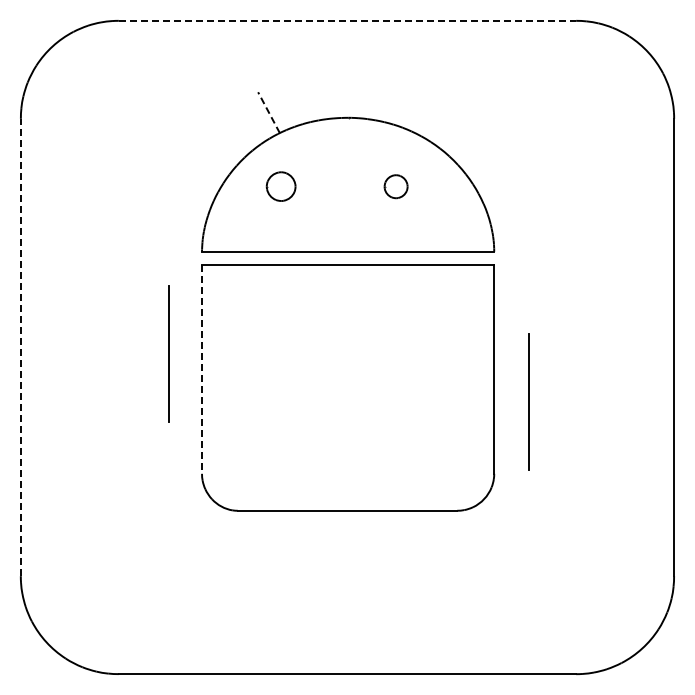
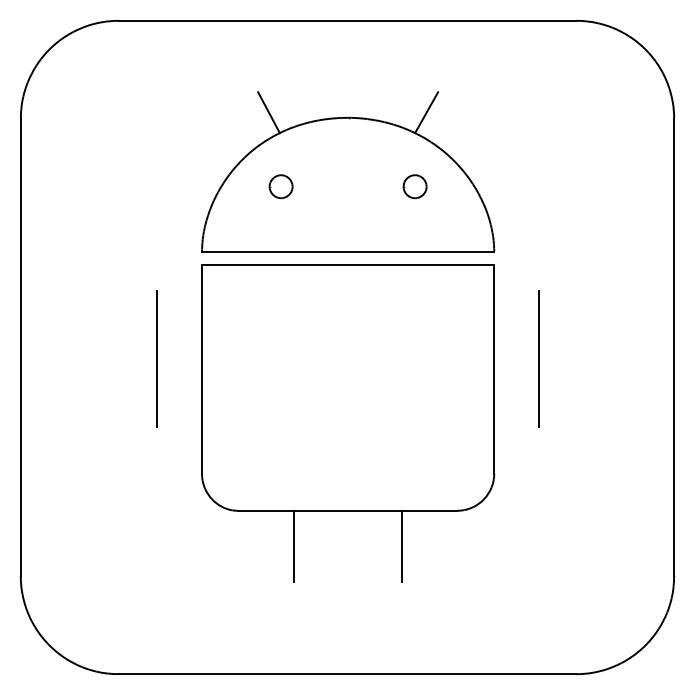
line: dashed -> solid (347, 20)
line: dashed -> solid (268, 112)
line: none -> present (426, 112)
part size: 32x31 px -> 26x26 px (280, 186)
part position: (395, 186) -> (414, 186) (414, 186)
line: dashed -> solid (20, 347)
line position: (168, 353) -> (156, 358) (156, 358)
line: dashed -> solid (202, 369)
line position: (528, 401) -> (538, 358) (538, 358)
line: none -> present (293, 546)
line: none -> present (402, 546)
